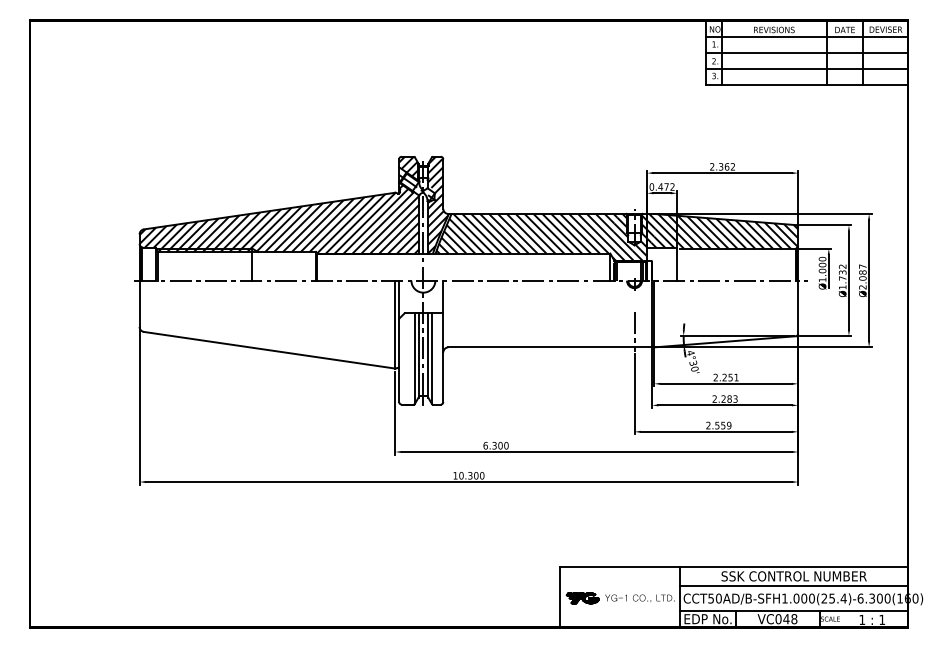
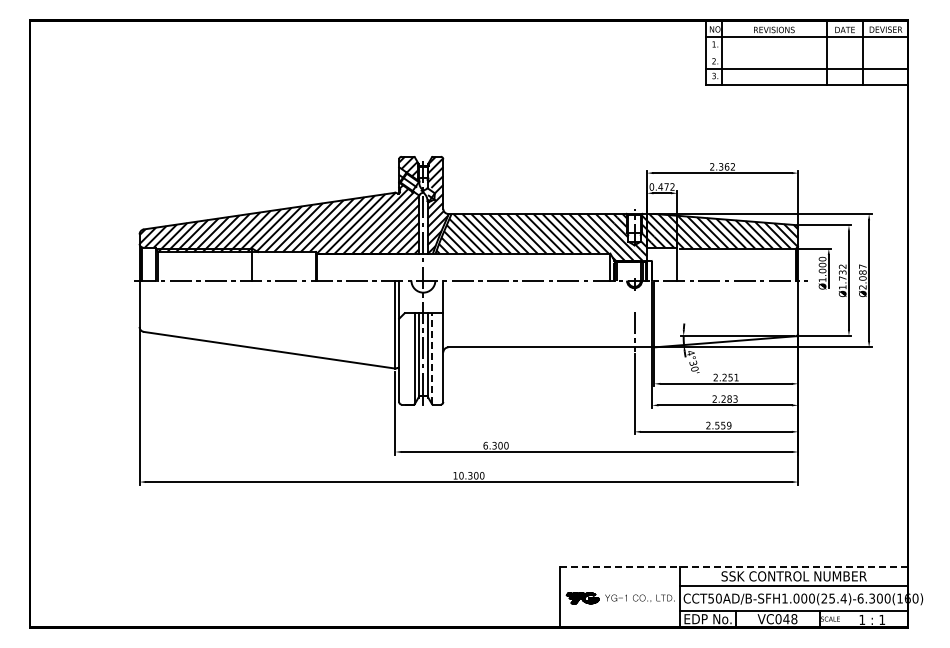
line: present -> none (806, 52)
line: solid -> dashed (432, 358)
line: solid -> dashed (734, 566)
